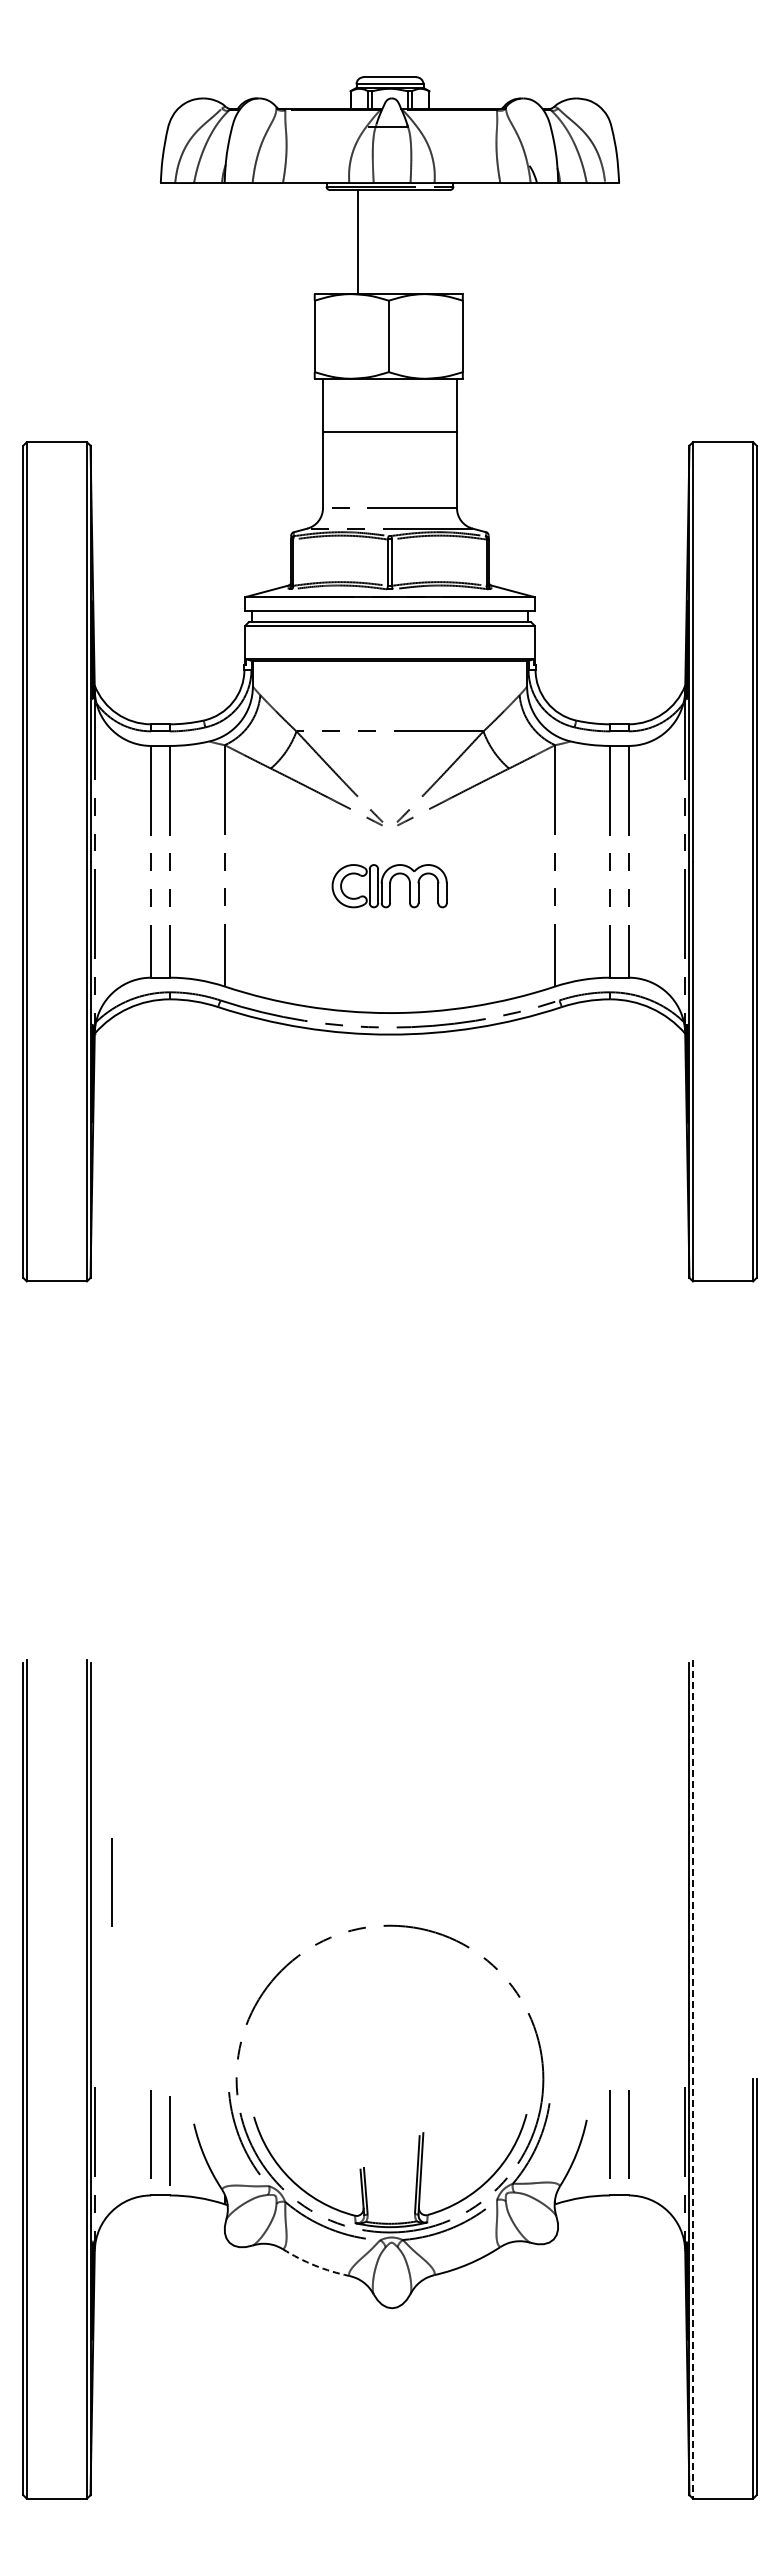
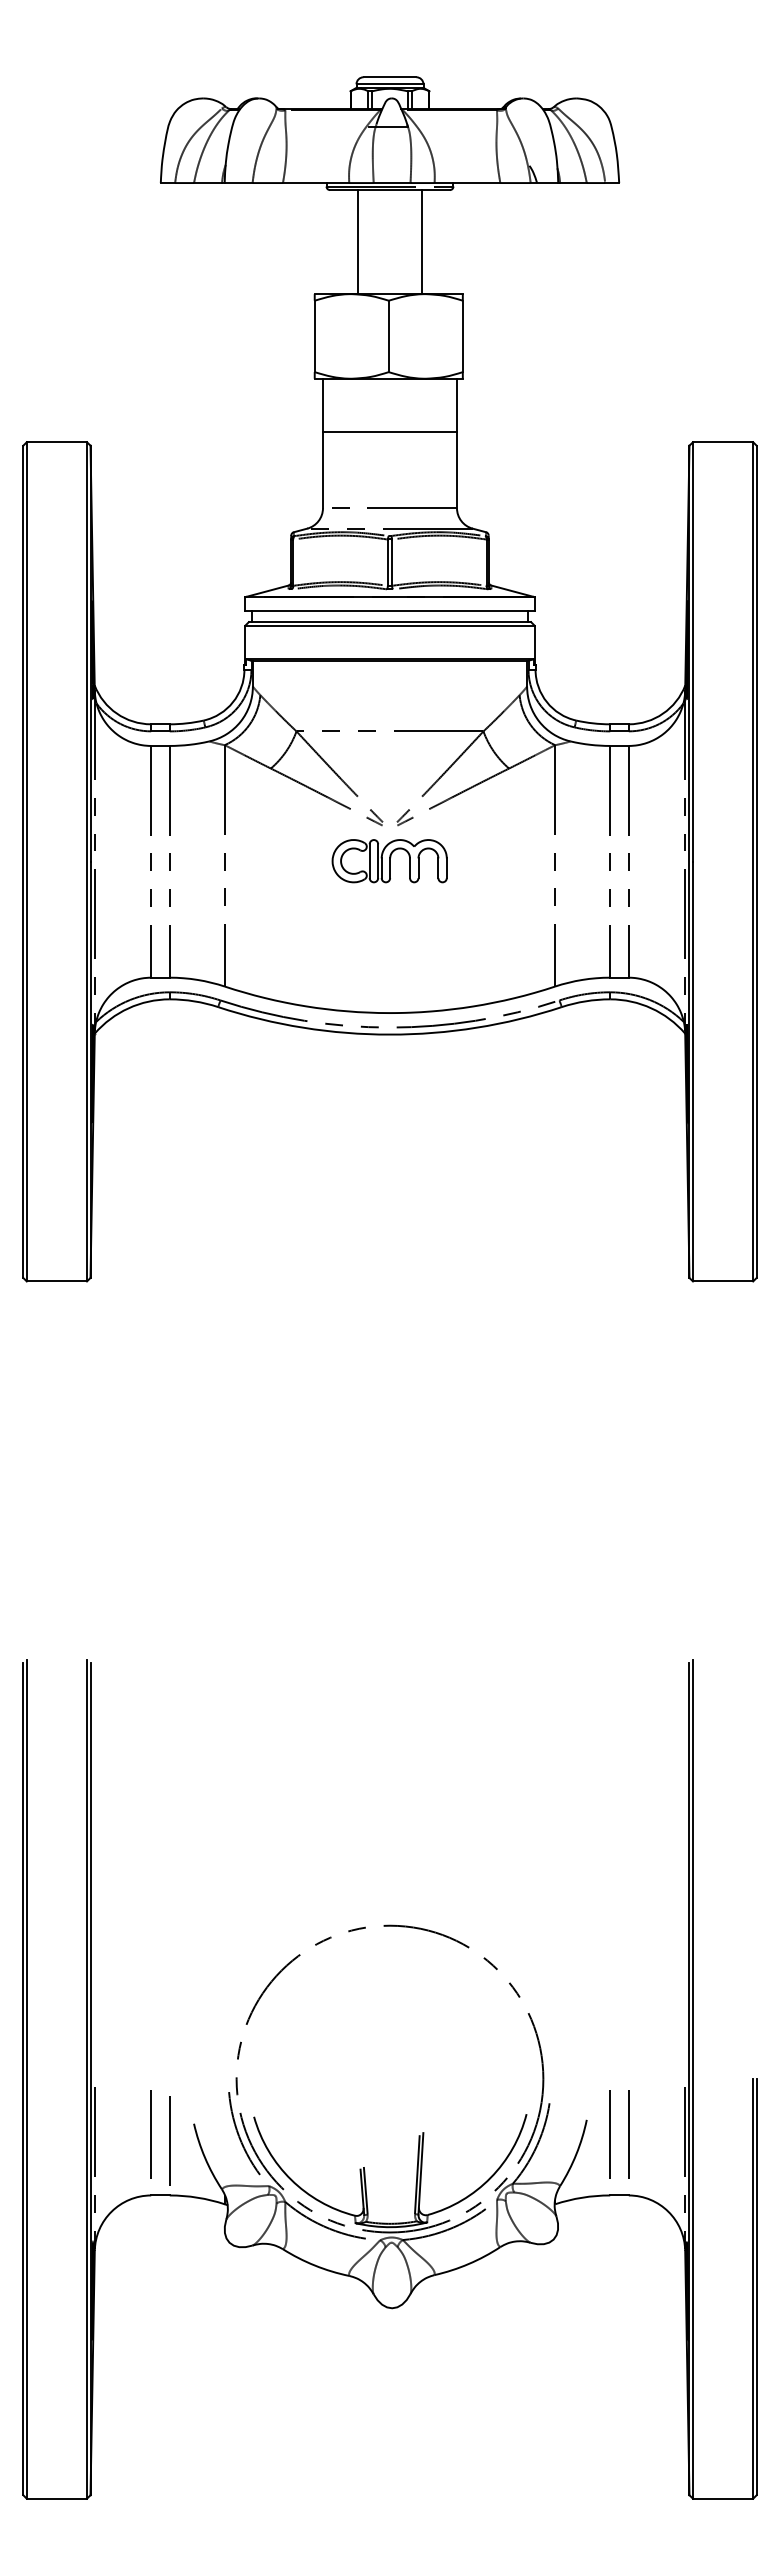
line: none -> present (421, 242)
part position: (389, 886) -> (389, 861) (389, 861)
line: present -> none (111, 1882)
line: dashed -> solid (693, 2079)
arc: dashed -> solid (314, 2265)
